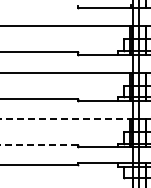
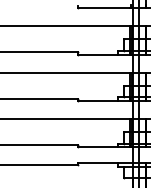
line: dashed -> solid (65, 119)
line: dashed -> solid (38, 144)
